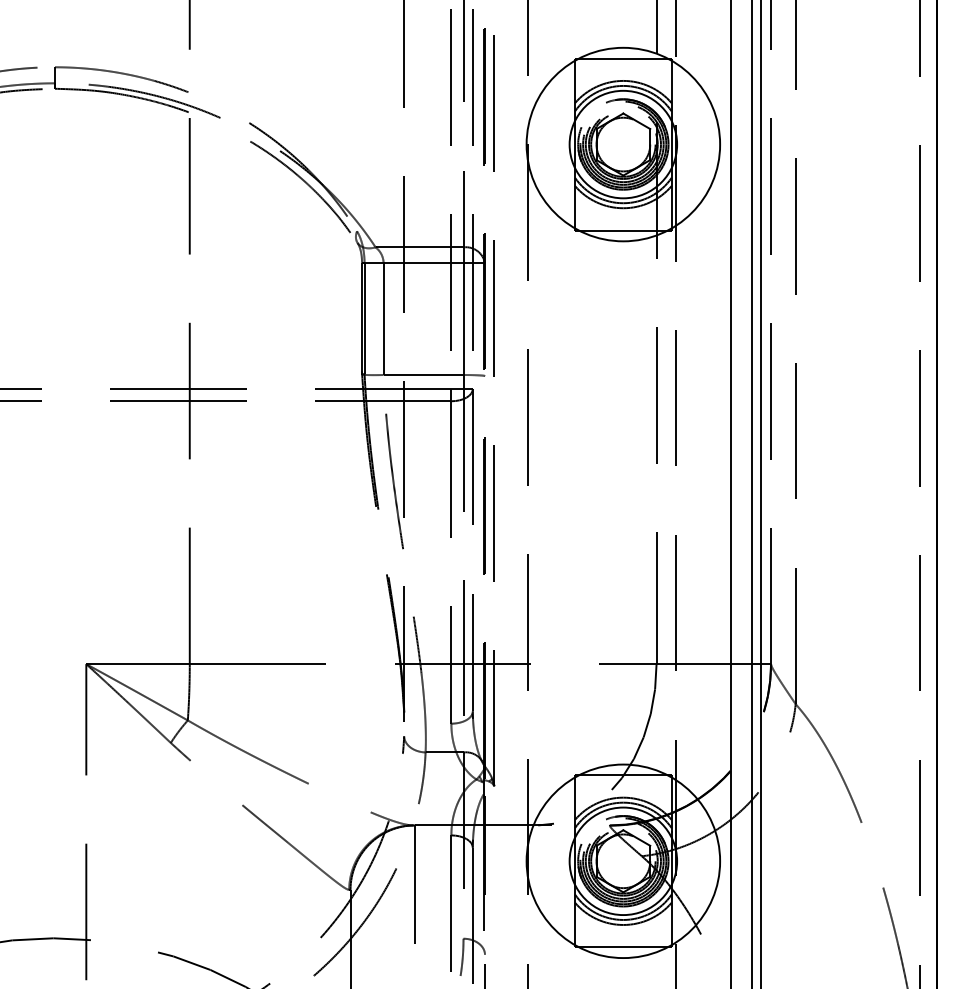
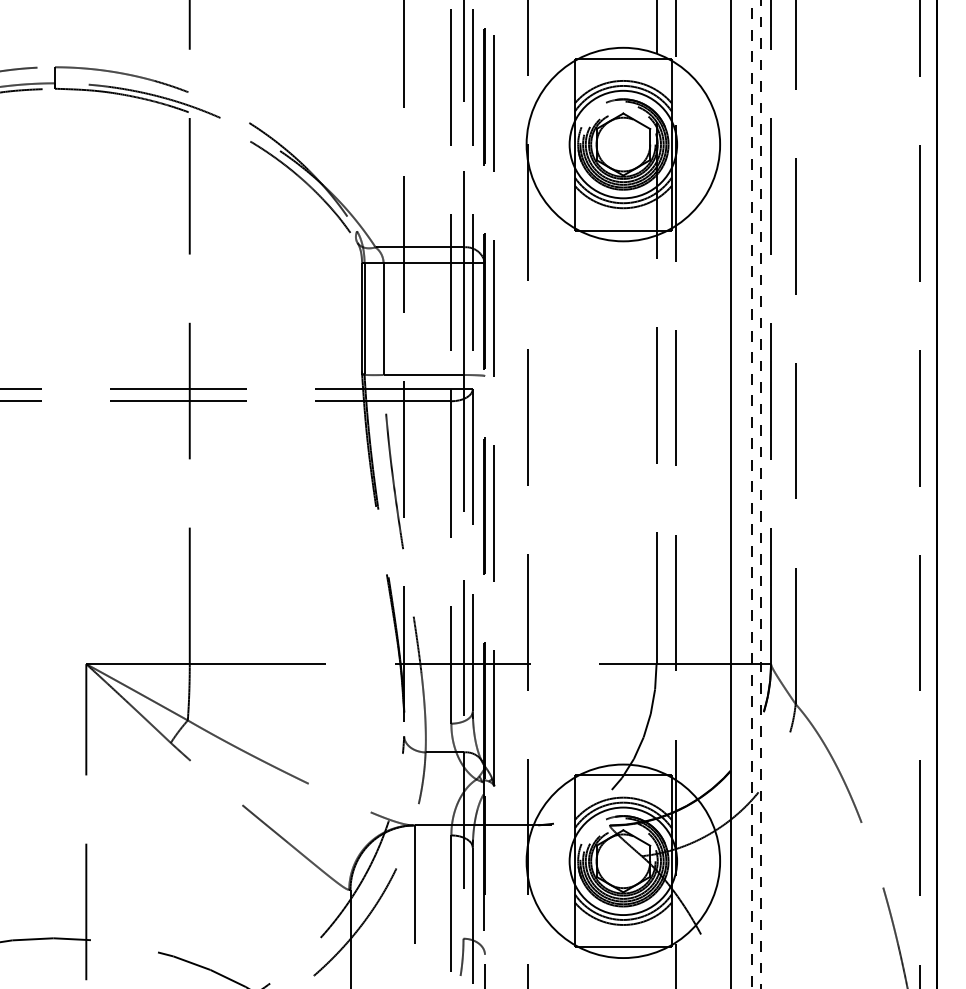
line: solid -> dashed (752, 494)
line: solid -> dashed (760, 494)
